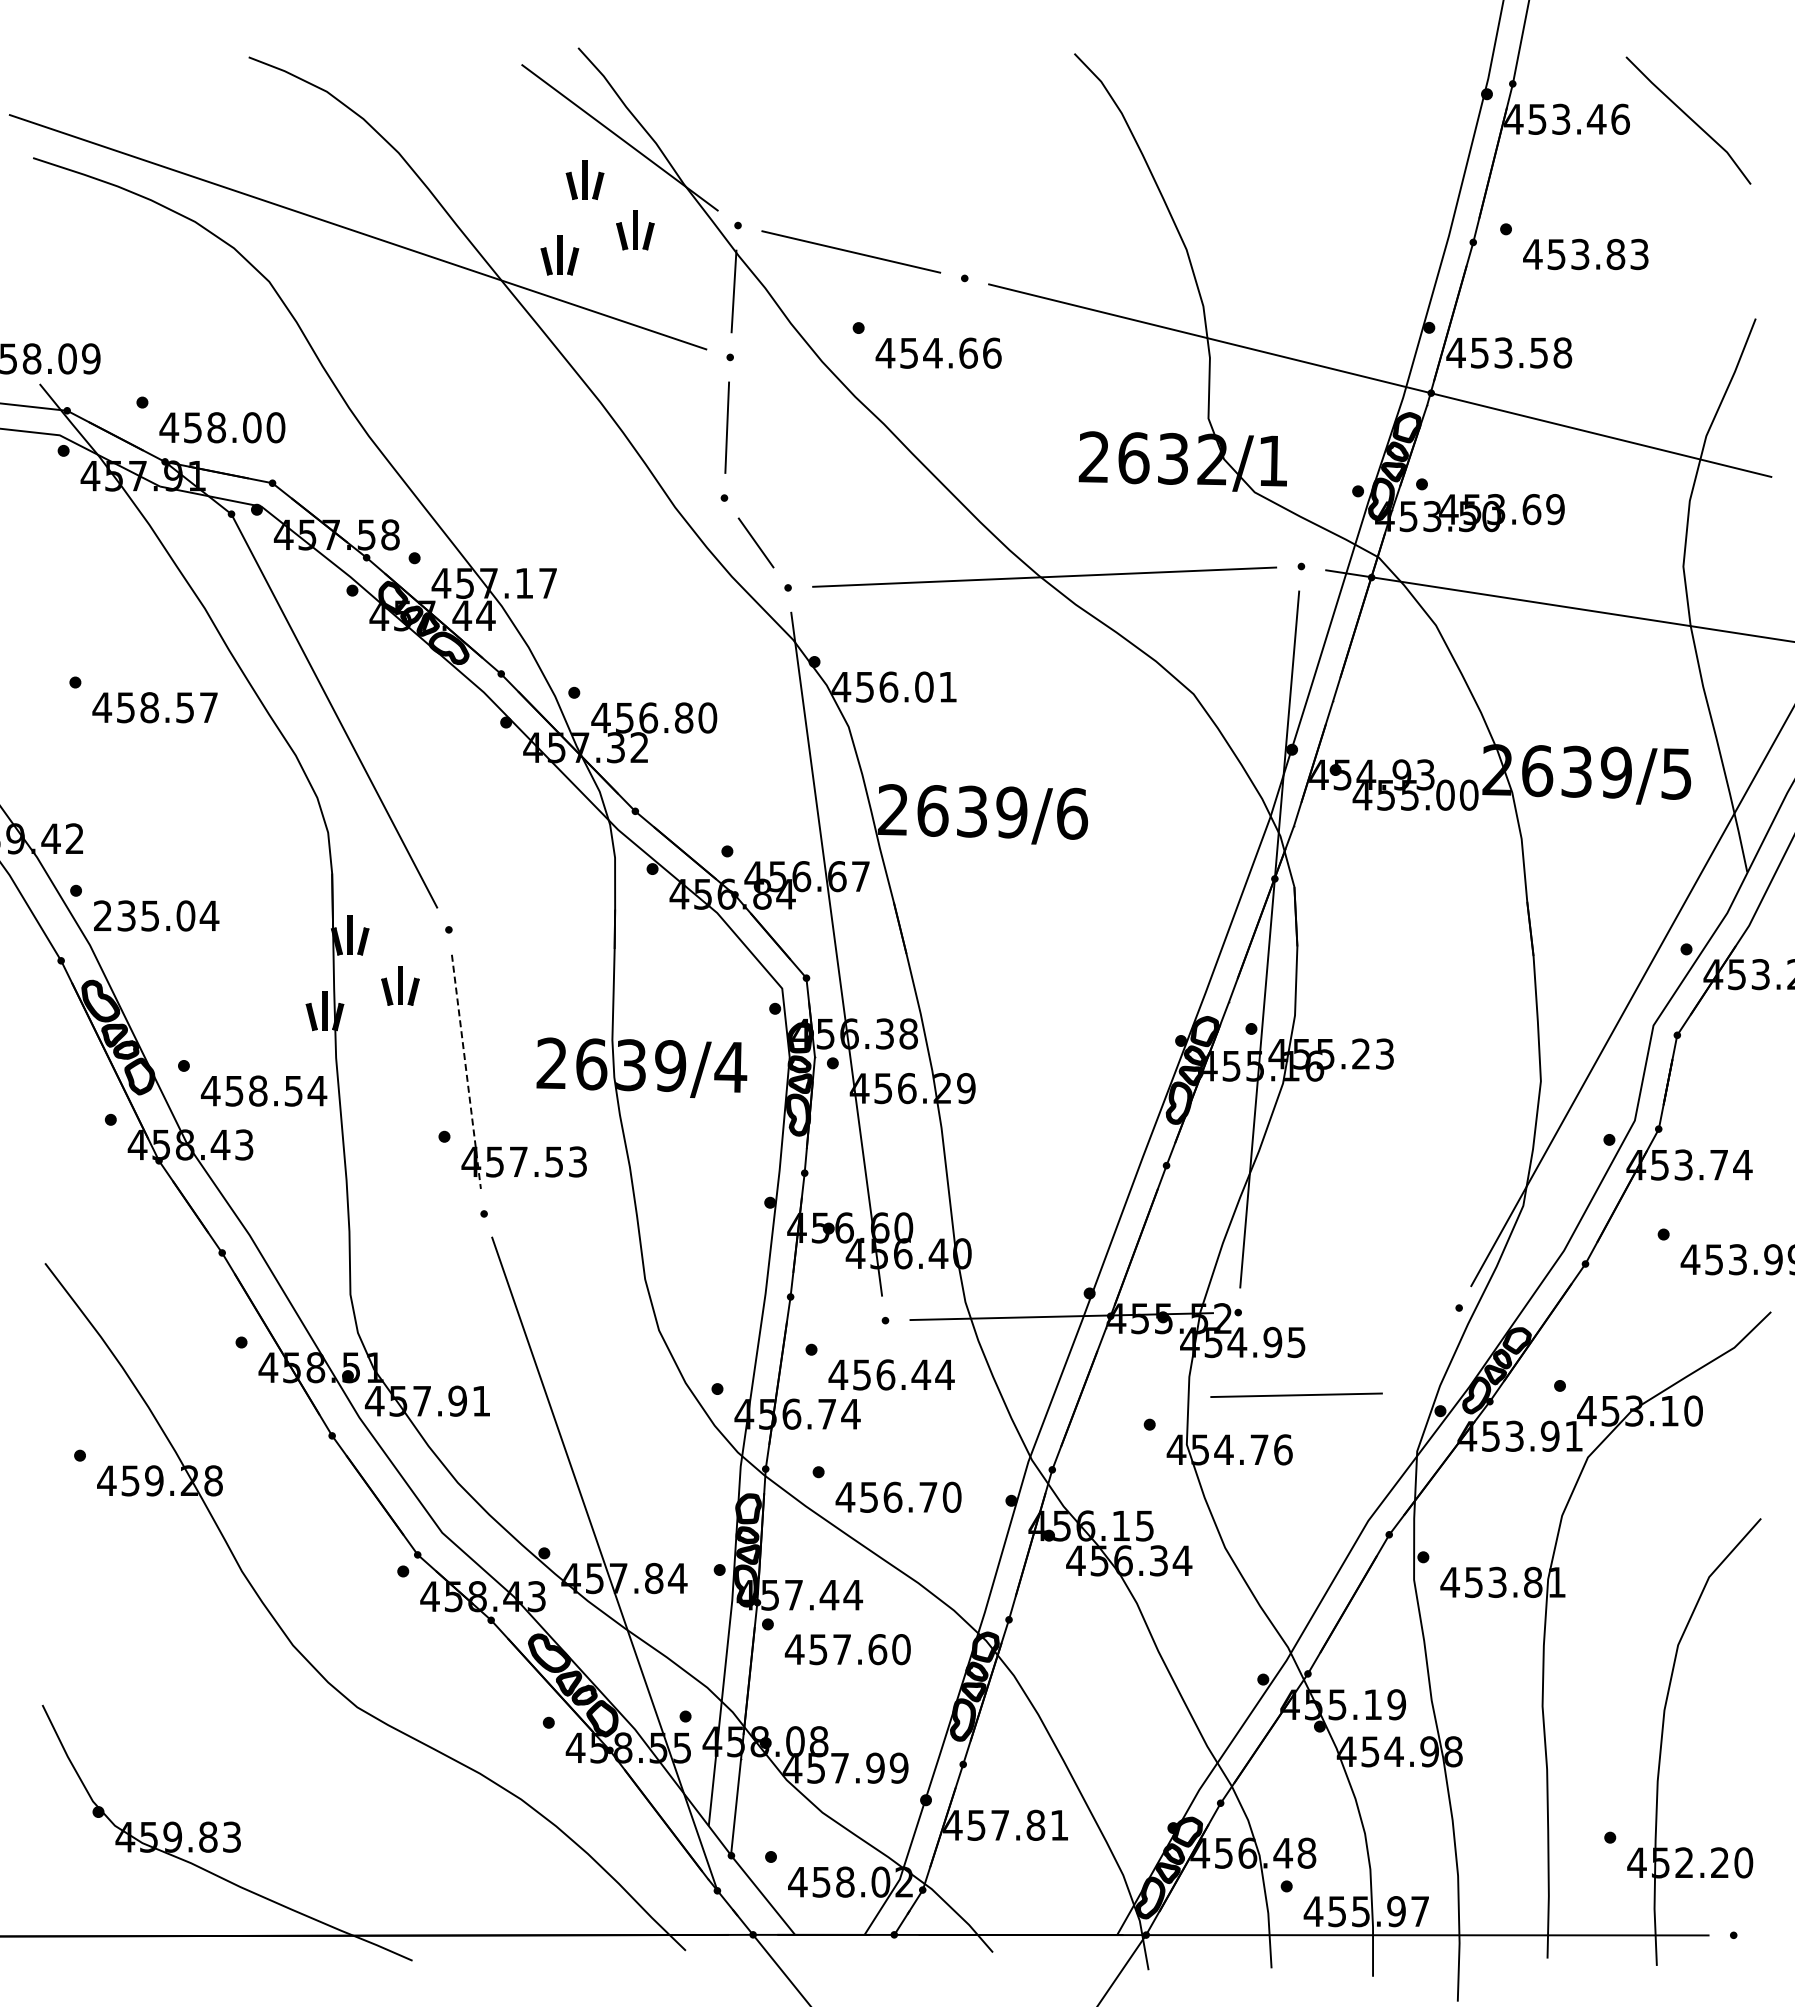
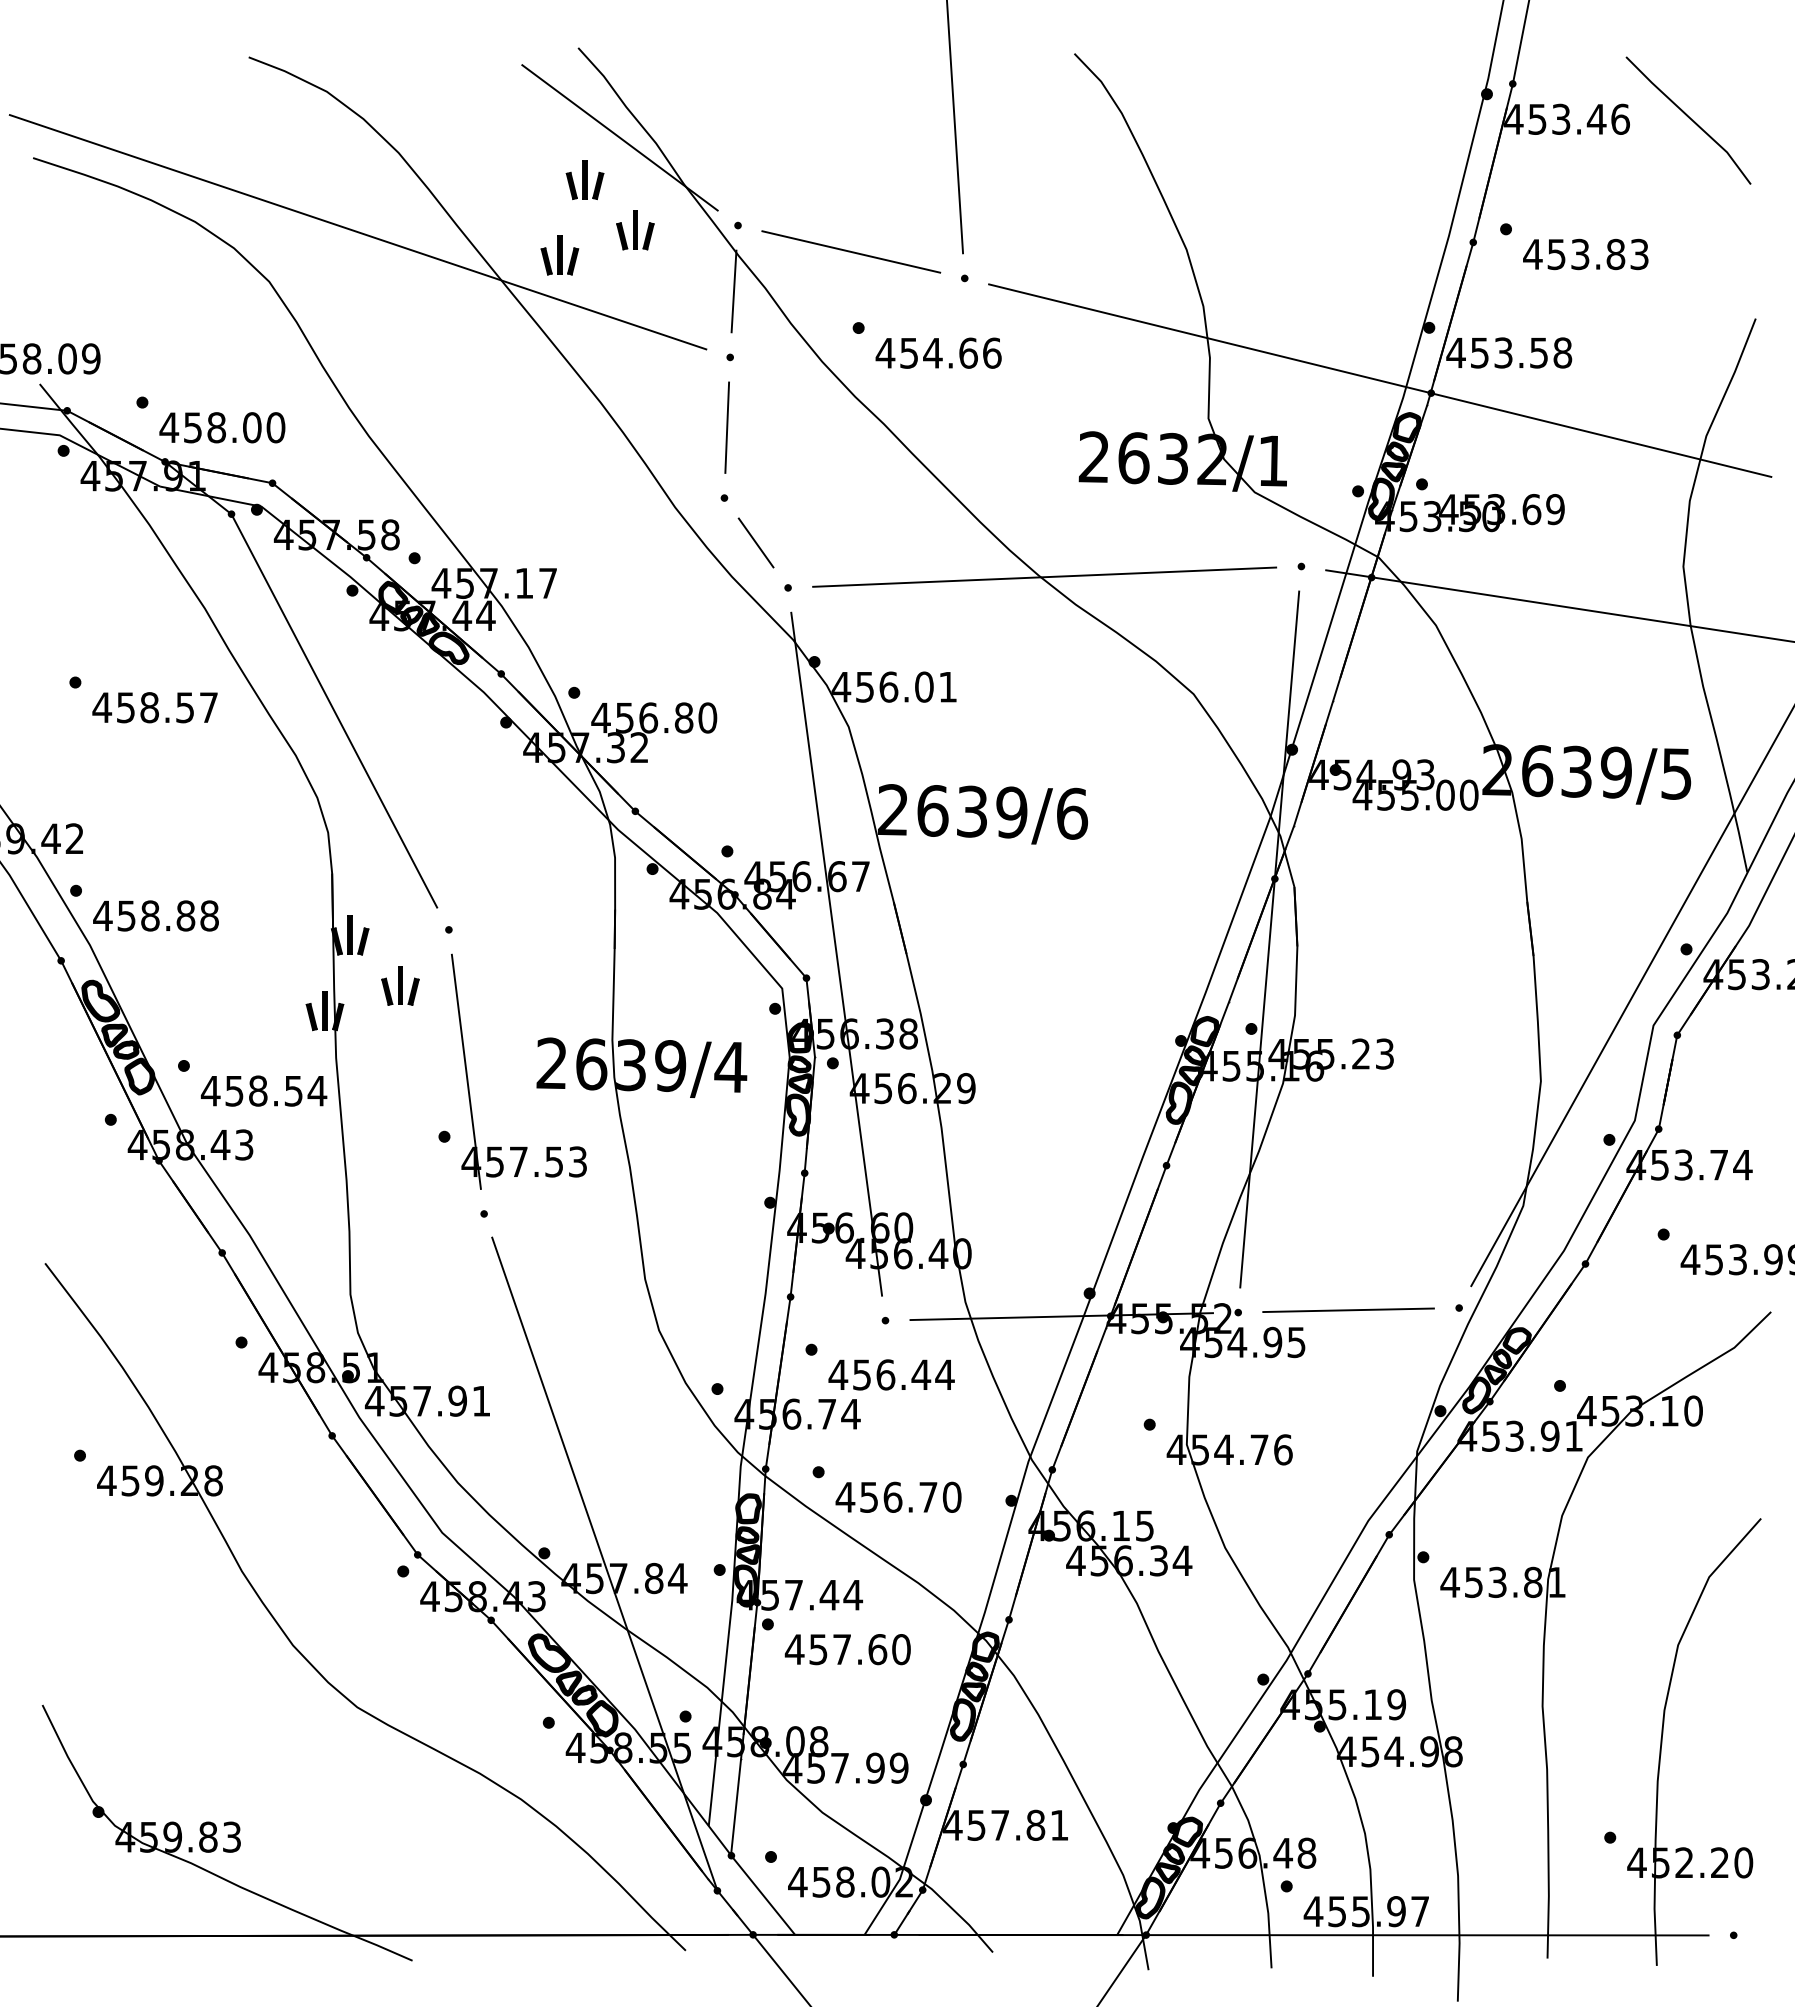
line: none -> present (955, 127)
text: 235.04 -> 458.88 (156, 915)
line: dashed -> solid (466, 1071)
line position: (1296, 1394) -> (1348, 1309) (1348, 1309)
